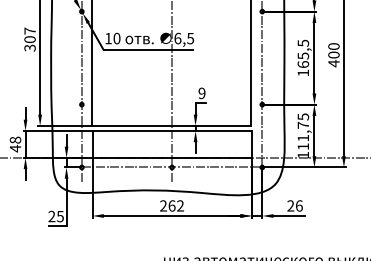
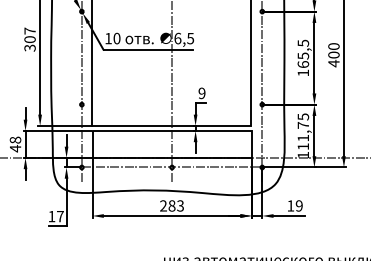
text: 262 -> 283 (175, 205)
text: 26 -> 19 (294, 205)
text: 25 -> 17 (55, 216)
